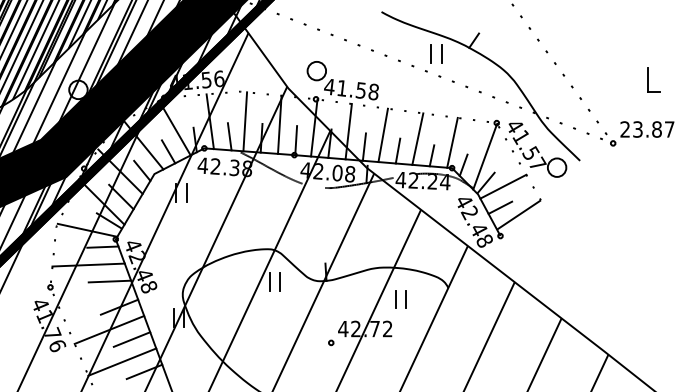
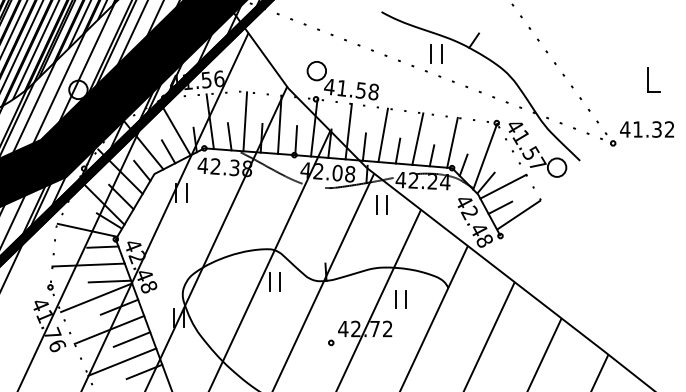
text: 23.87 -> 41.32 (647, 129)
part: none -> present (381, 204)
line: none -> present (96, 297)
